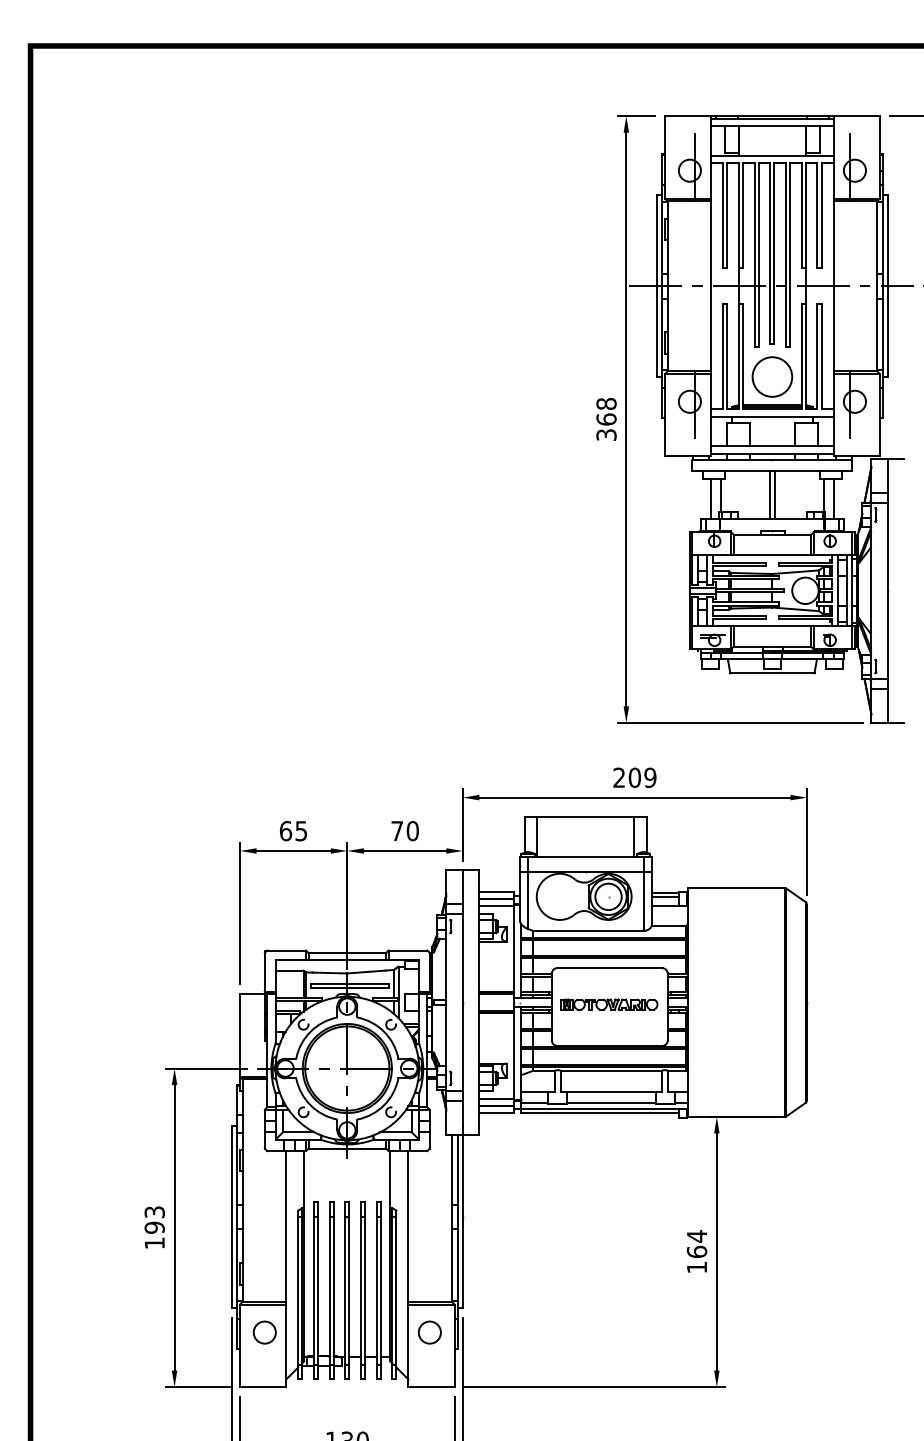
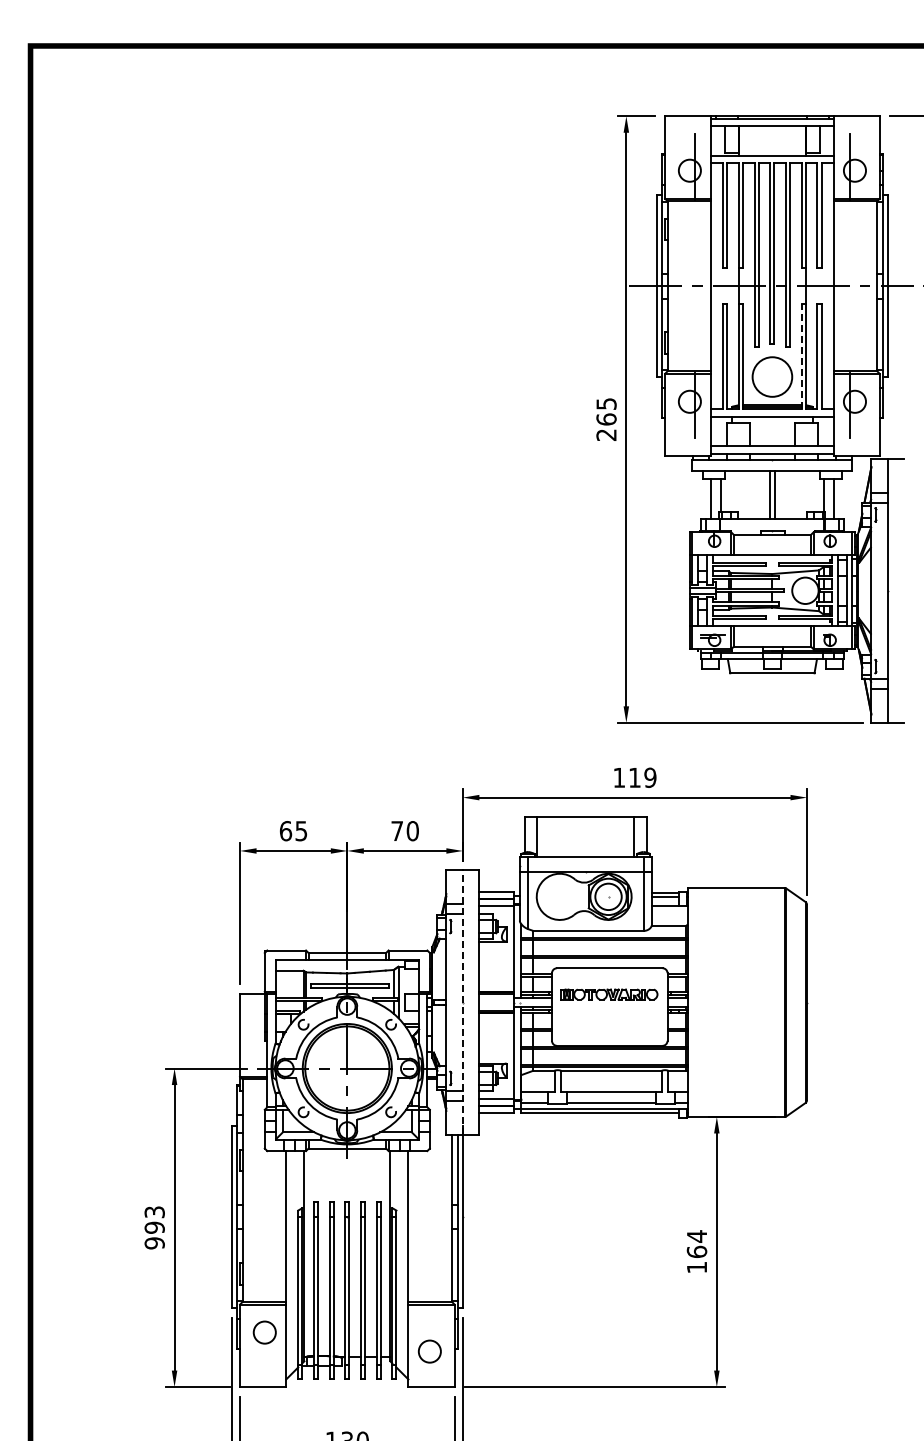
line: solid -> dashed (801, 356)
text: 368 -> 265 (606, 419)
text: 209 -> 119 (627, 777)
line: solid -> dashed (462, 1002)
part position: (609, 1004) -> (609, 994) (609, 994)
text: 193 -> 993 (154, 1243)
circle position: (429, 1332) -> (429, 1351) (429, 1351)
